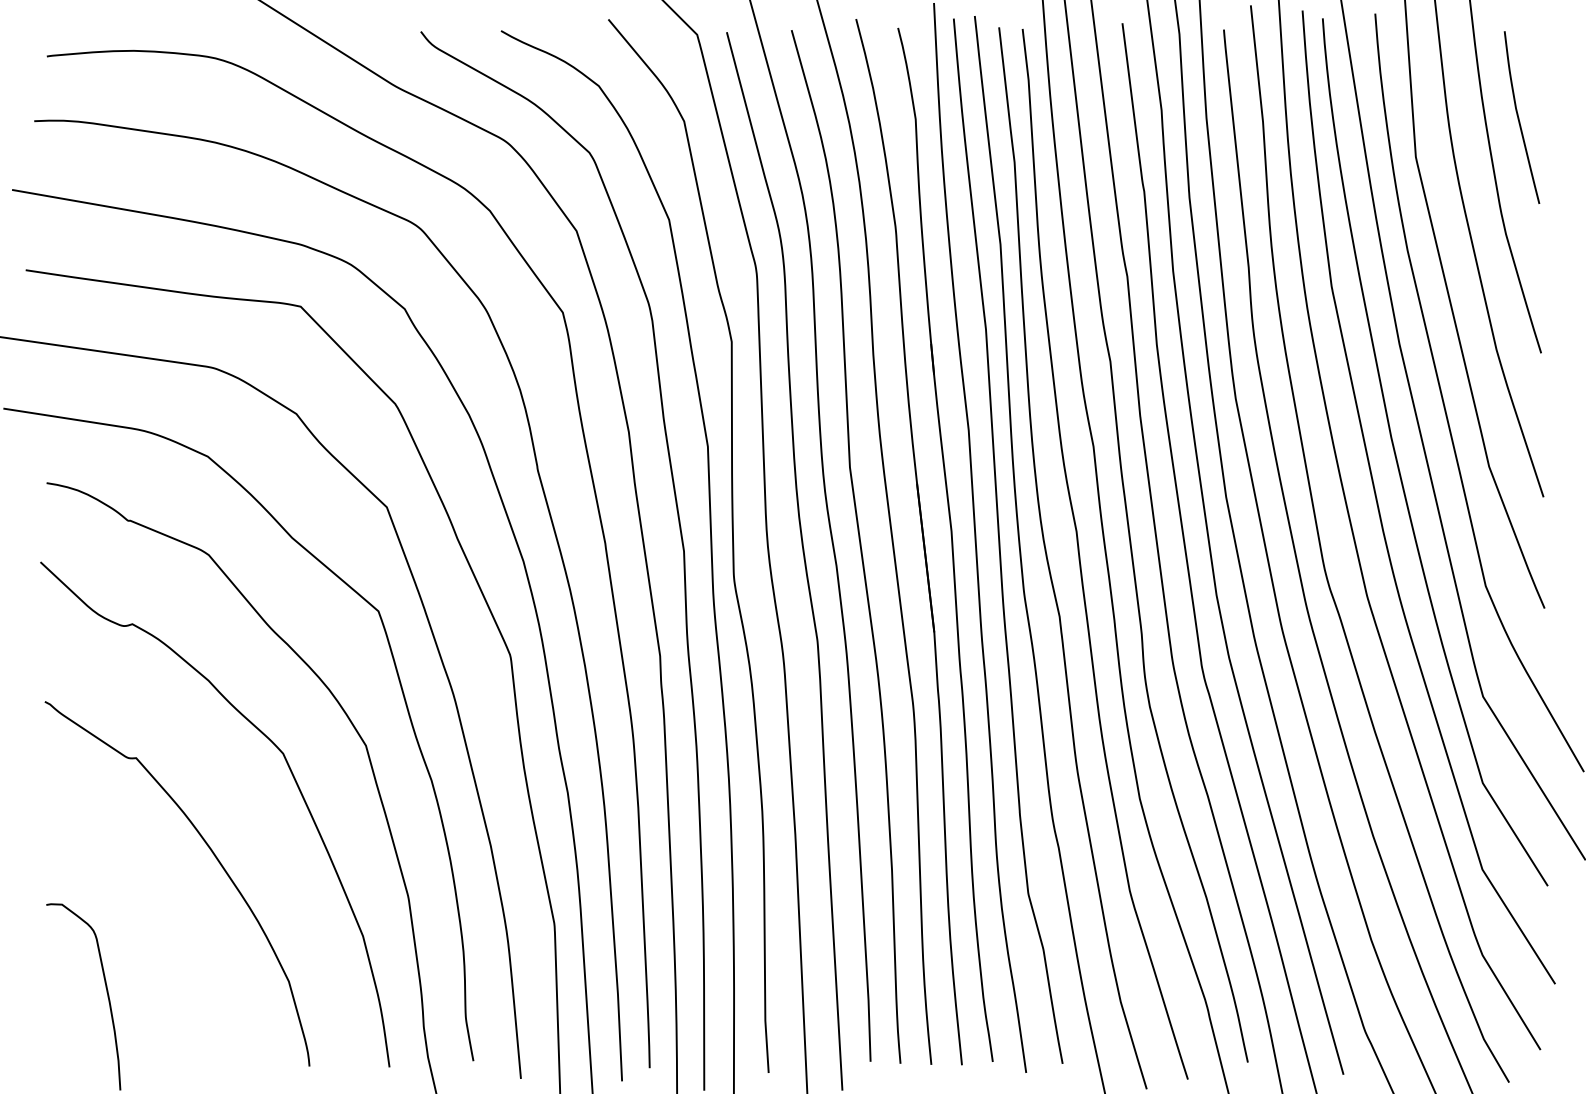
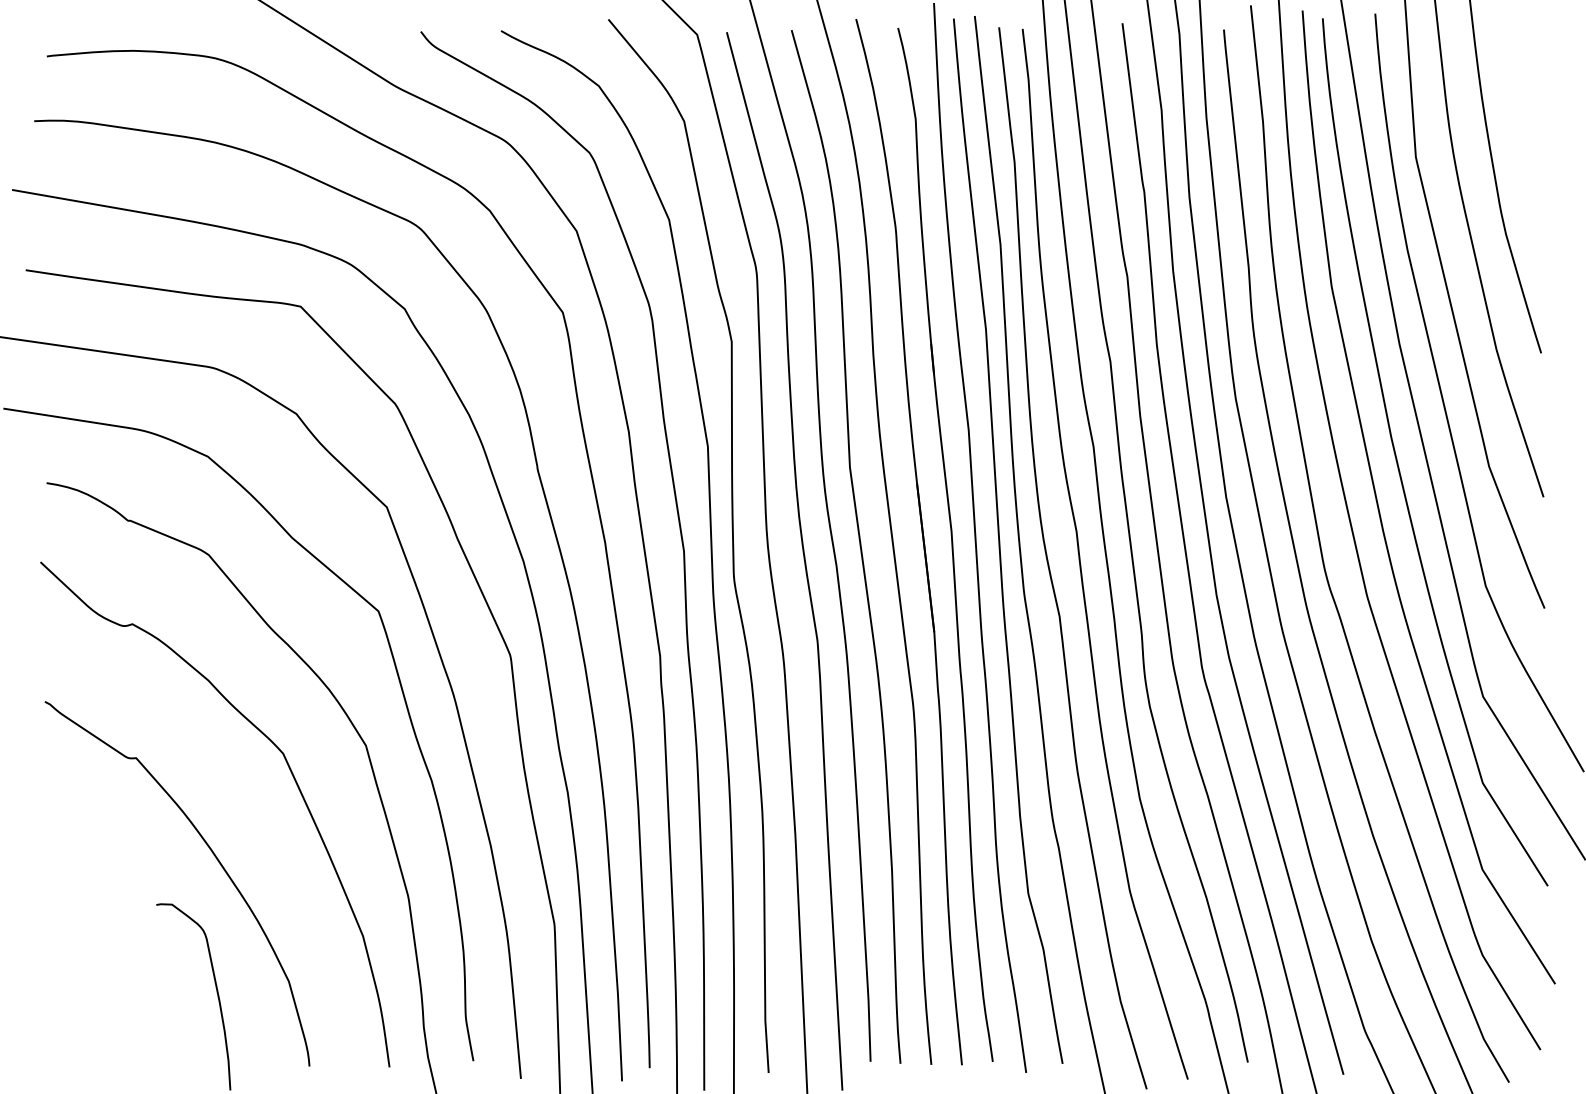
curve: present -> none (1519, 117)
curve position: (106, 992) -> (216, 992) (216, 992)
